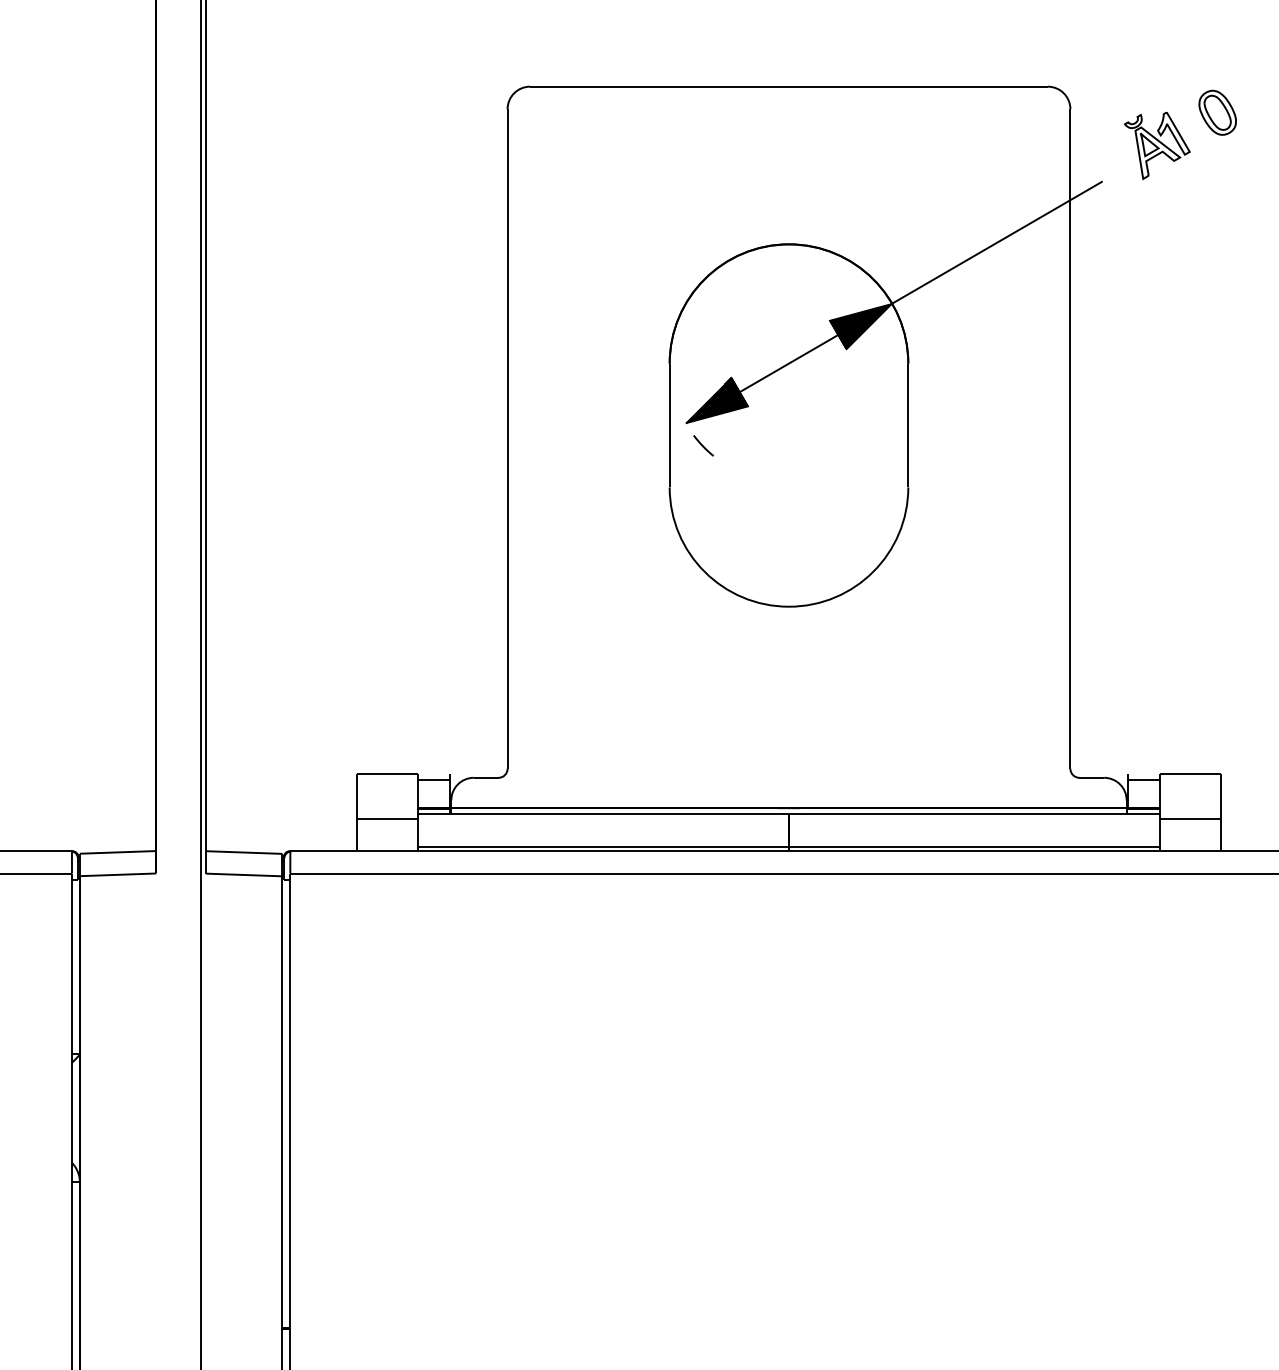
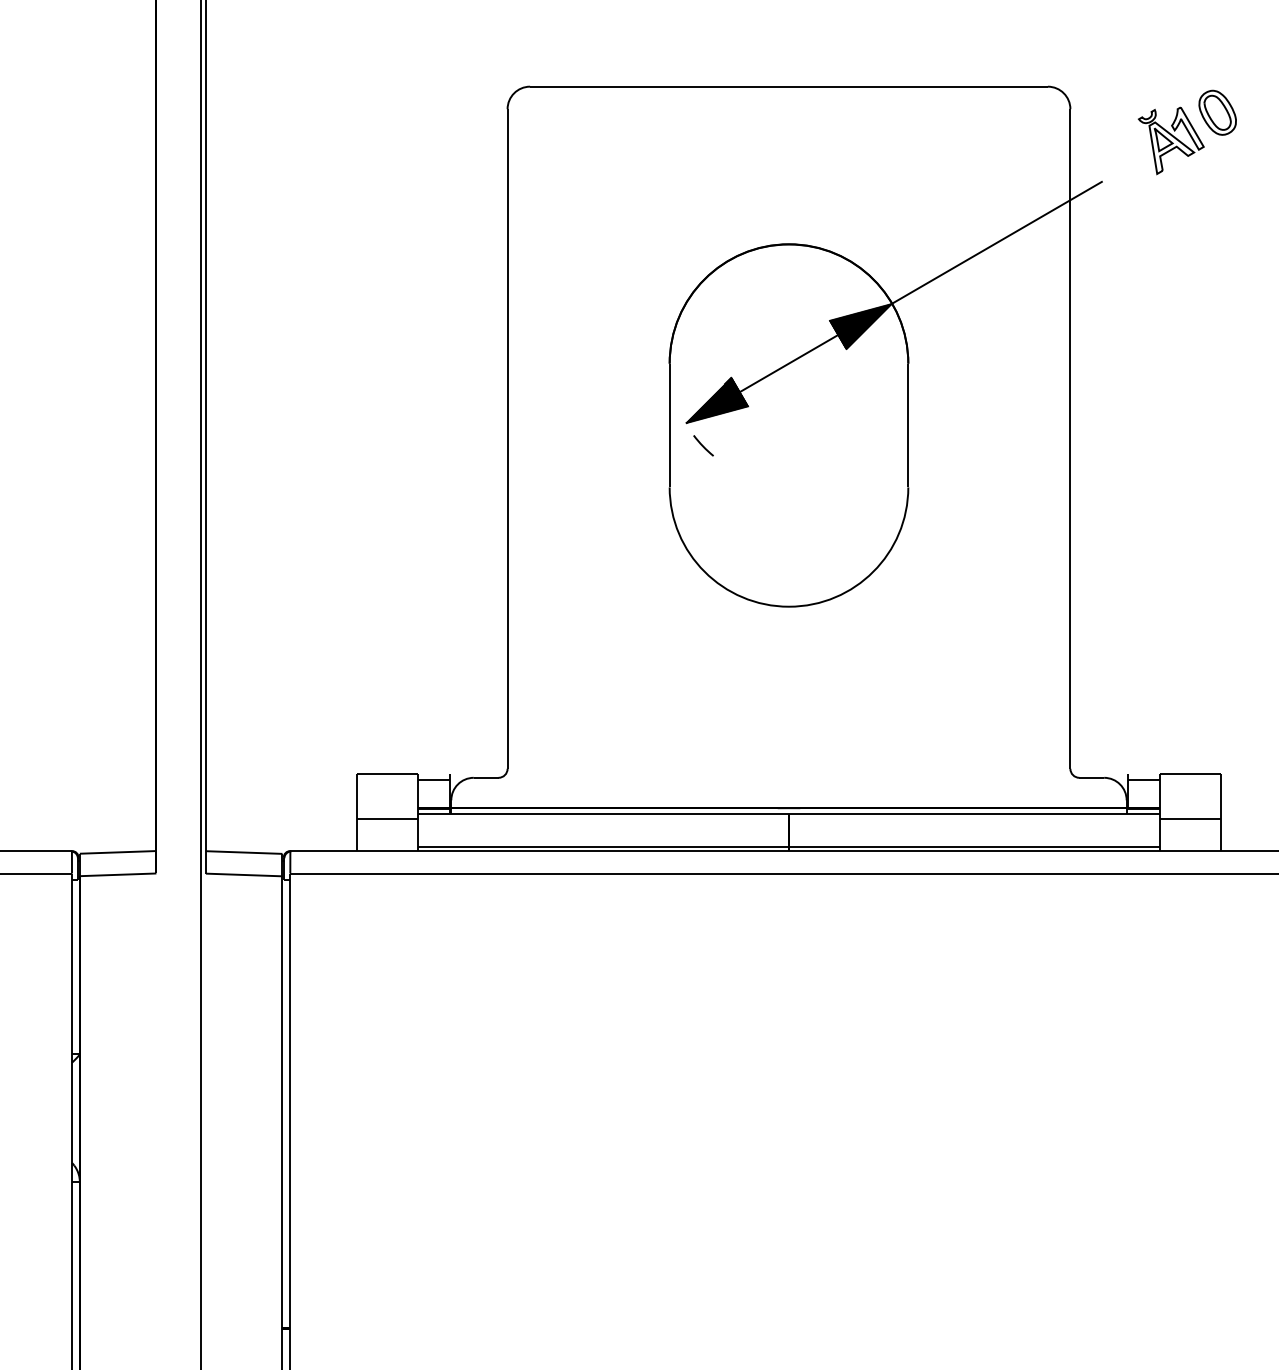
part position: (1156, 145) -> (1170, 140) (1170, 140)
